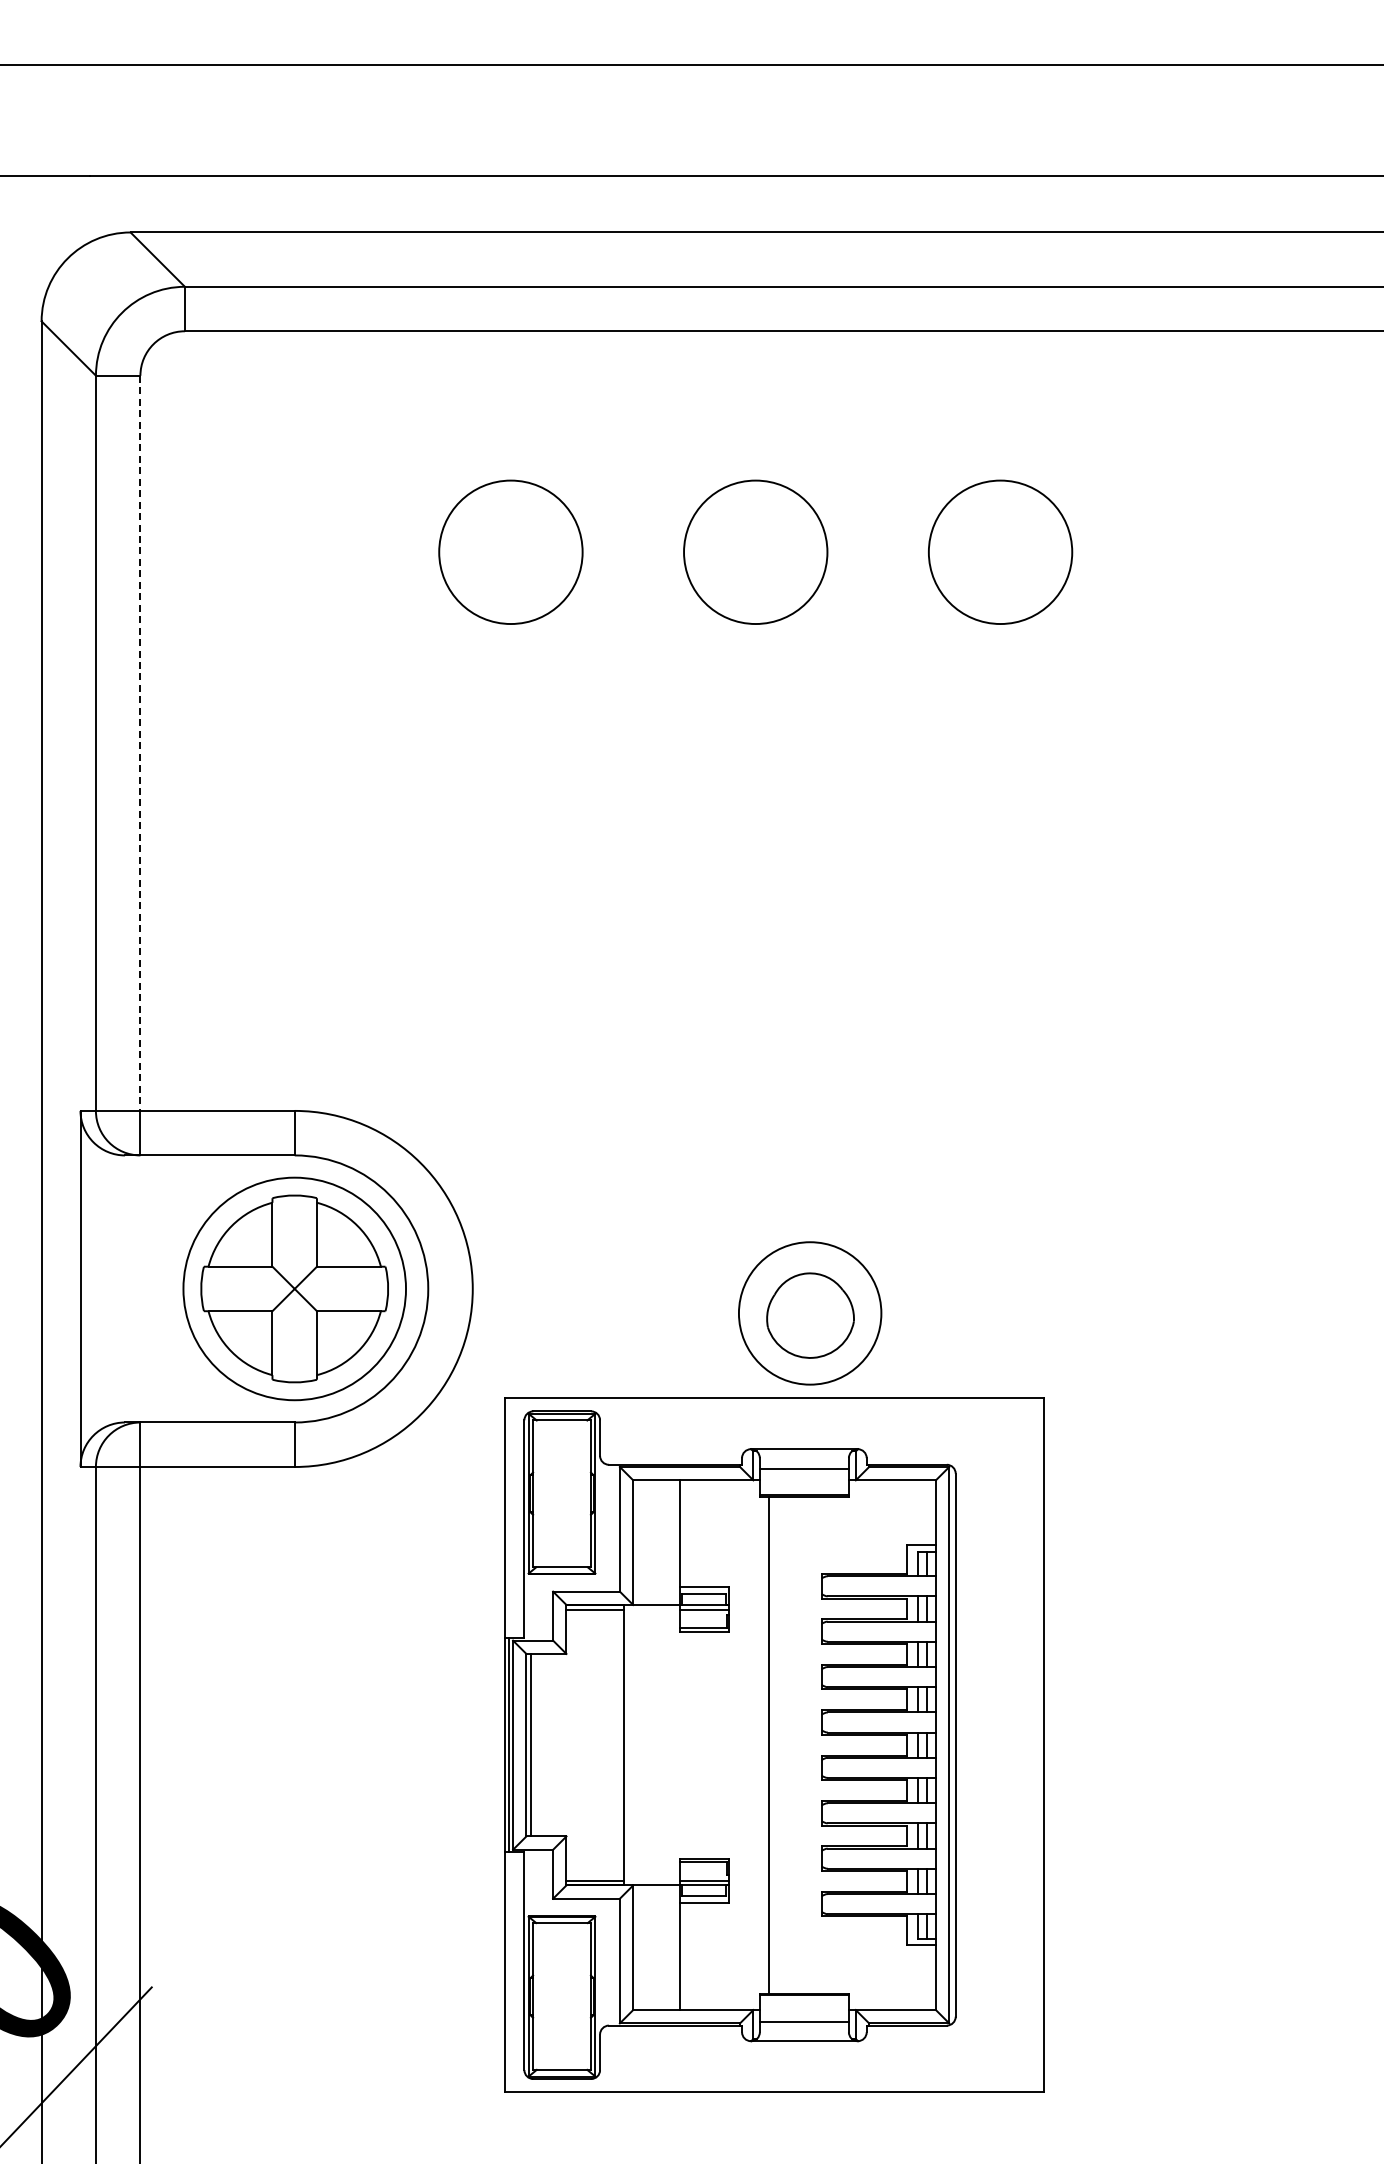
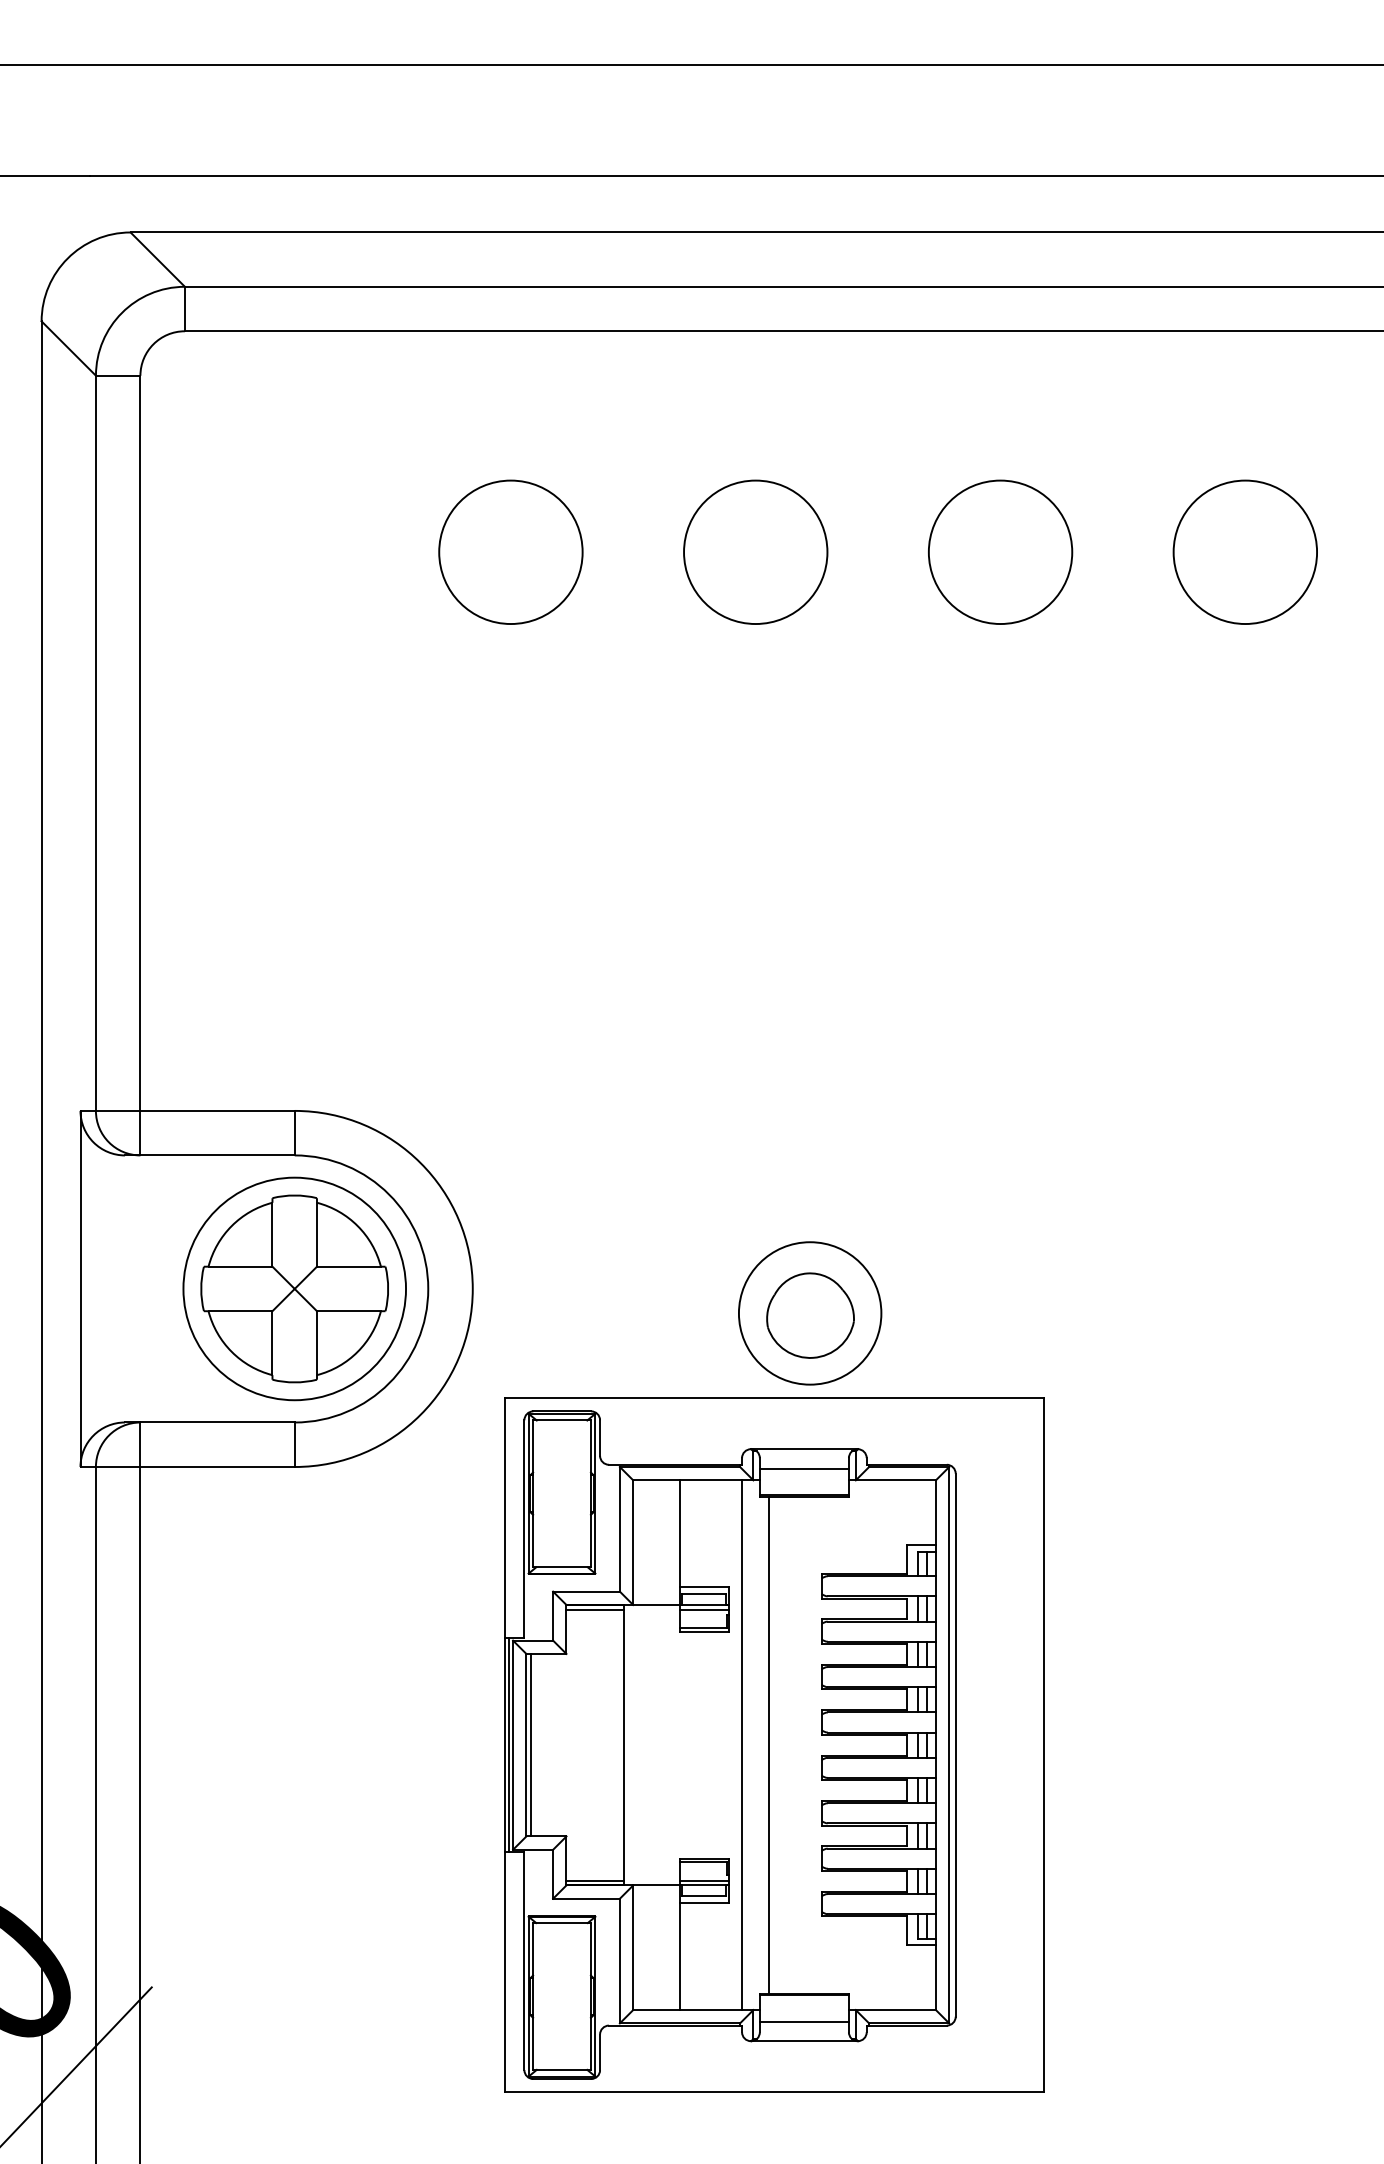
circle: none -> present (1244, 551)
line: dashed -> solid (140, 743)
line: none -> present (742, 1745)
